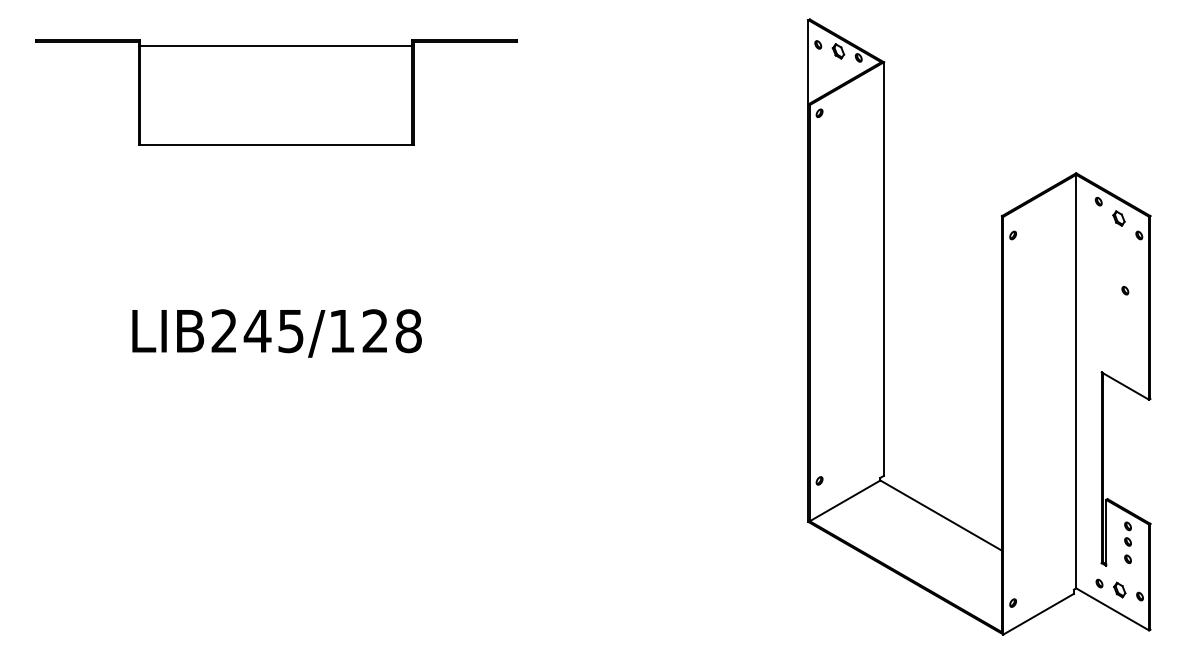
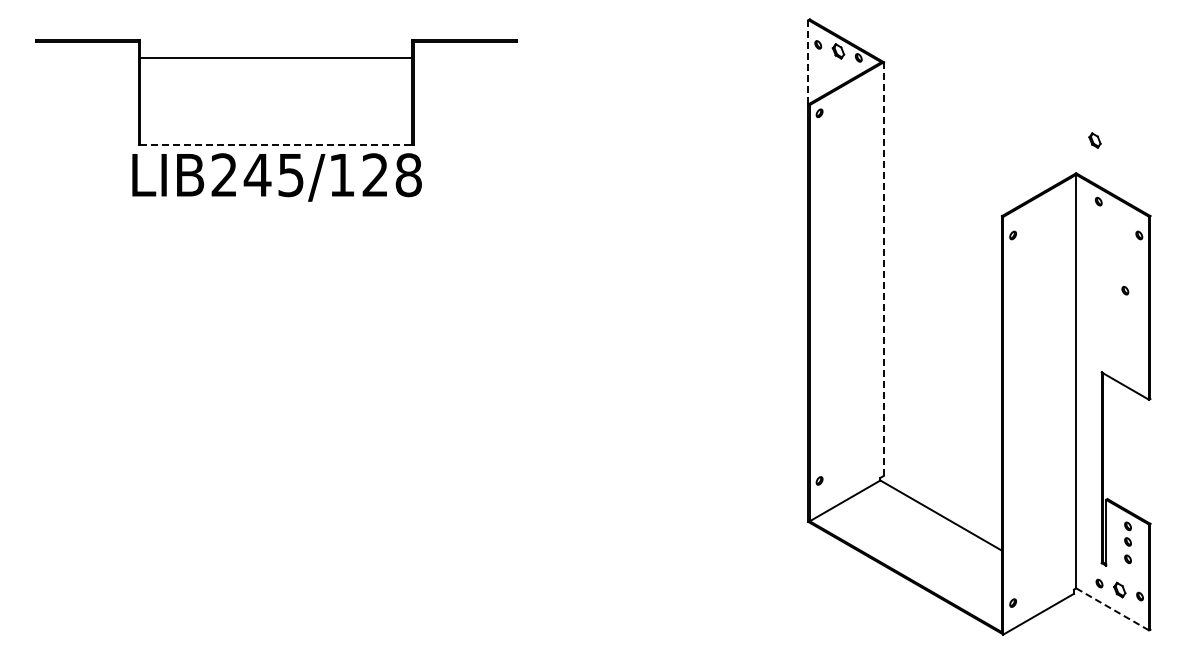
line position: (276, 45) -> (276, 57) (276, 57)
line: solid -> dashed (808, 62)
line: solid -> dashed (276, 145)
part position: (1118, 218) -> (1094, 140) (1094, 140)
line: solid -> dashed (884, 269)
text position: (276, 333) -> (276, 177) (276, 177)
line: solid -> dashed (1113, 609)
